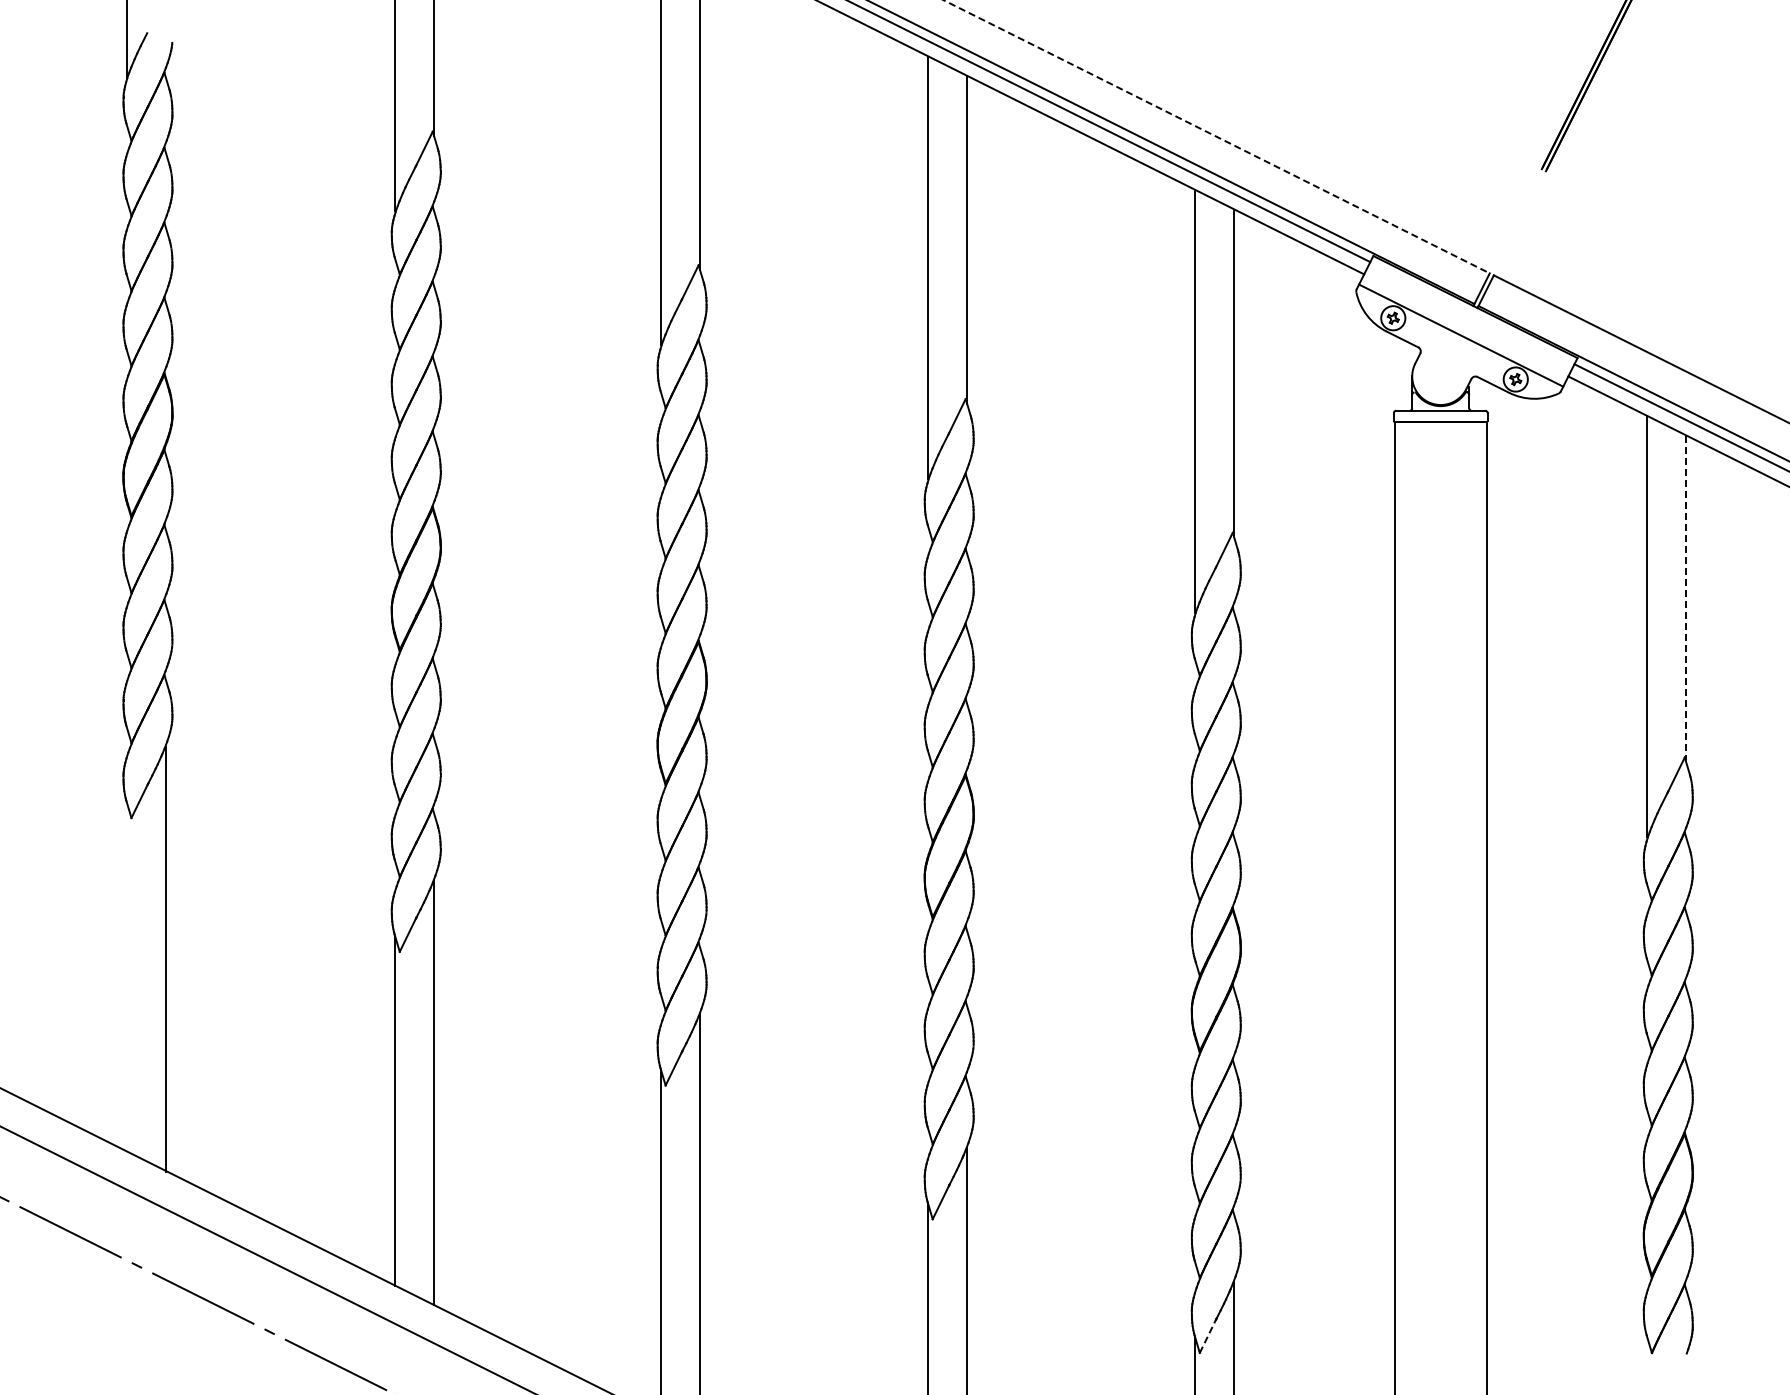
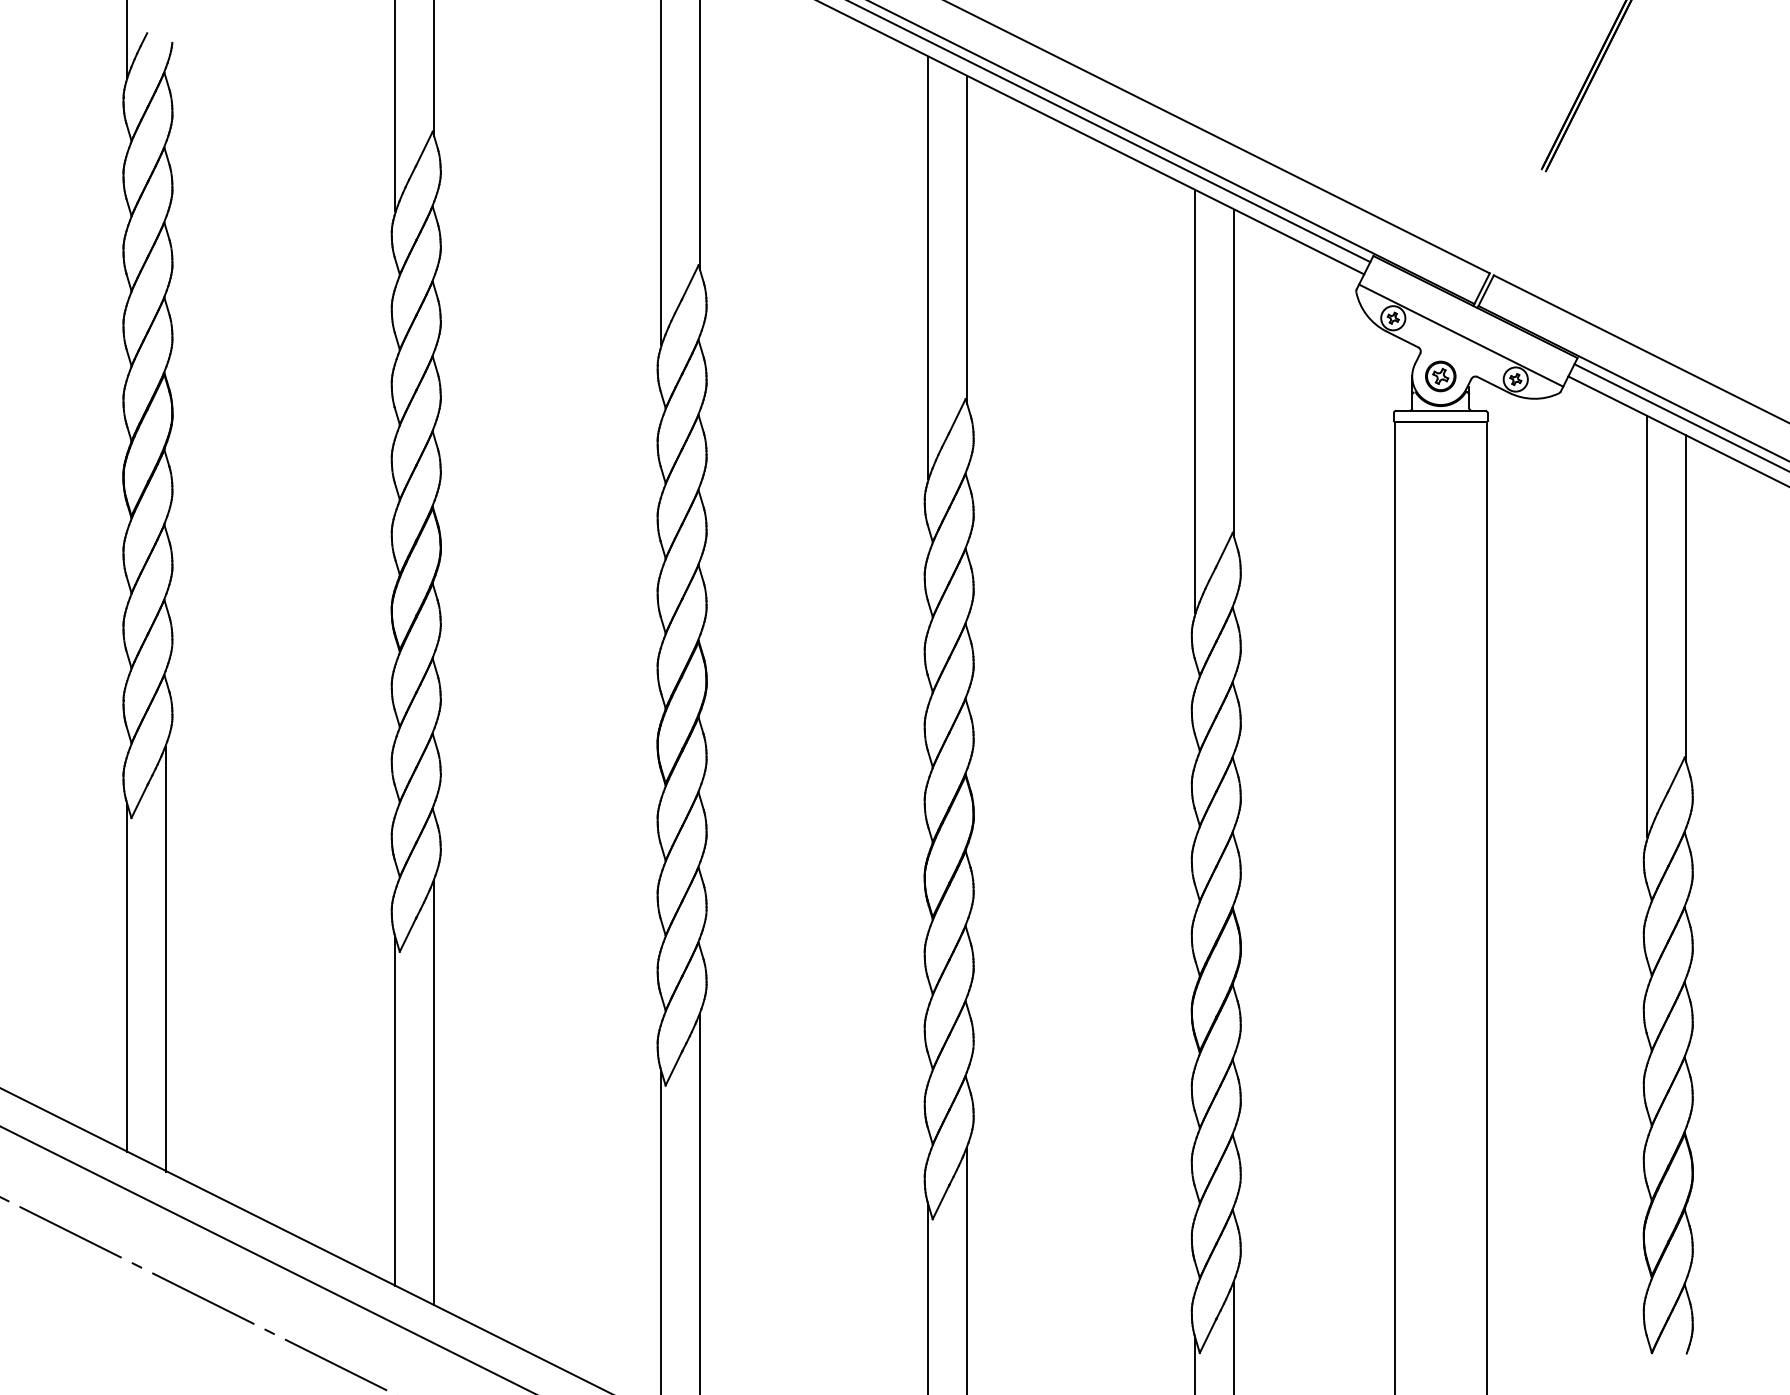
line: dashed -> solid (1217, 136)
part: none -> present (1440, 376)
line: dashed -> solid (1686, 598)
line: none -> present (127, 977)
line: dashed -> solid (1208, 1336)
